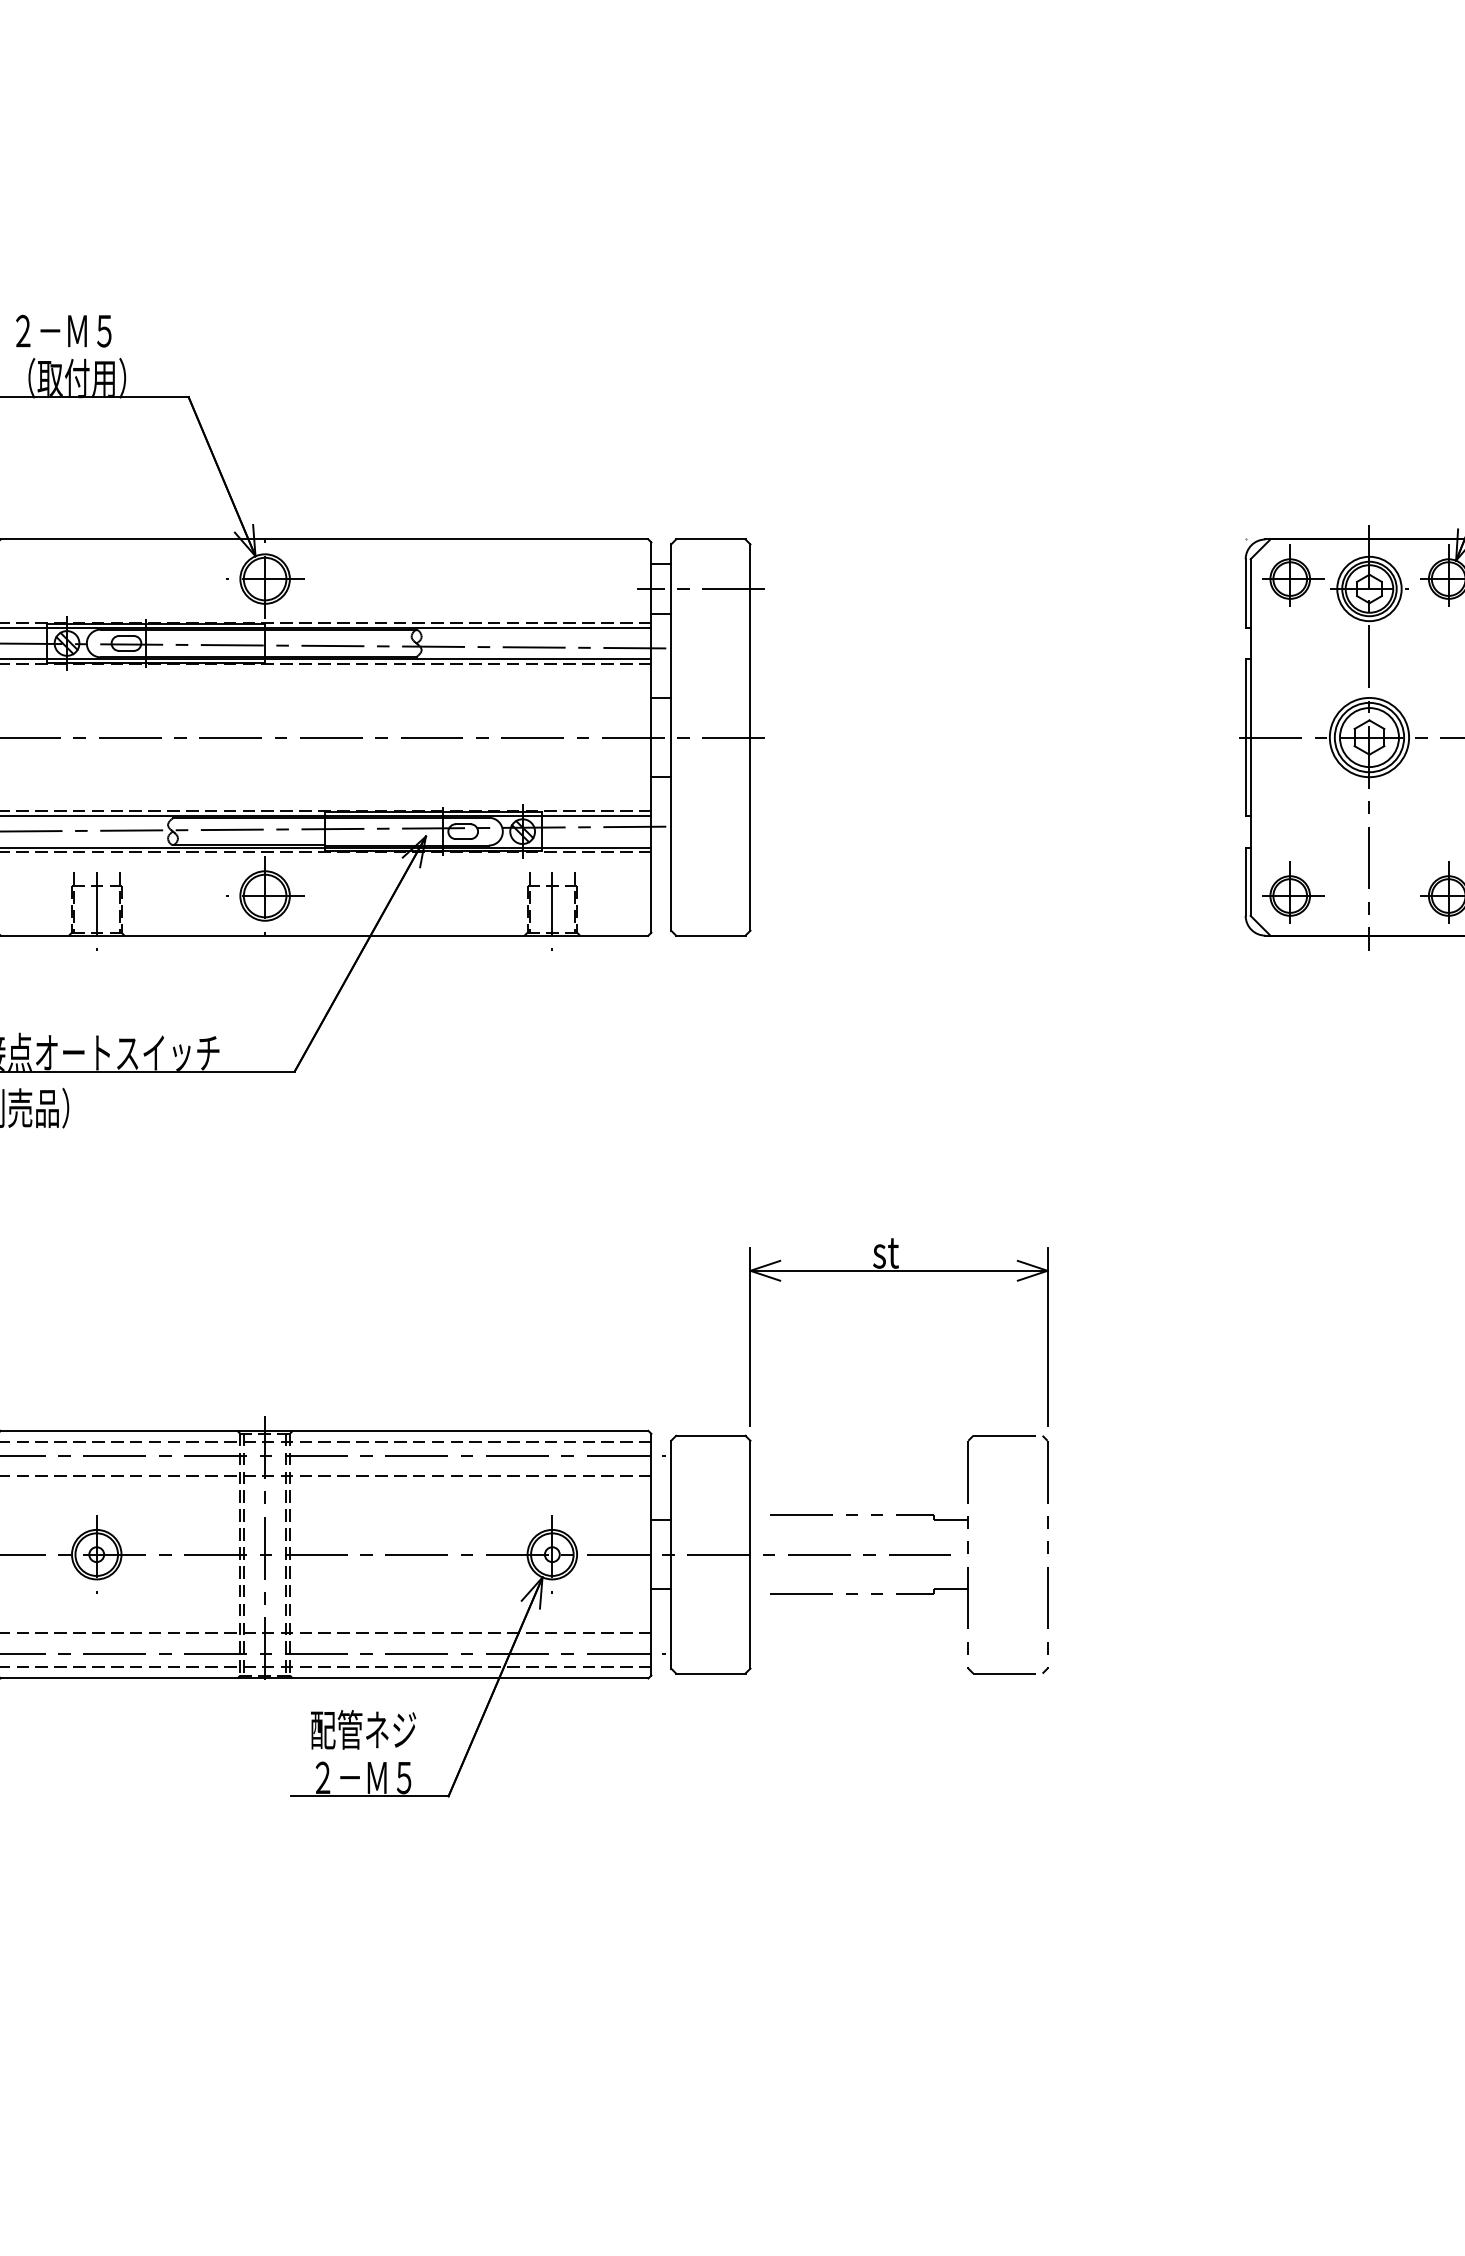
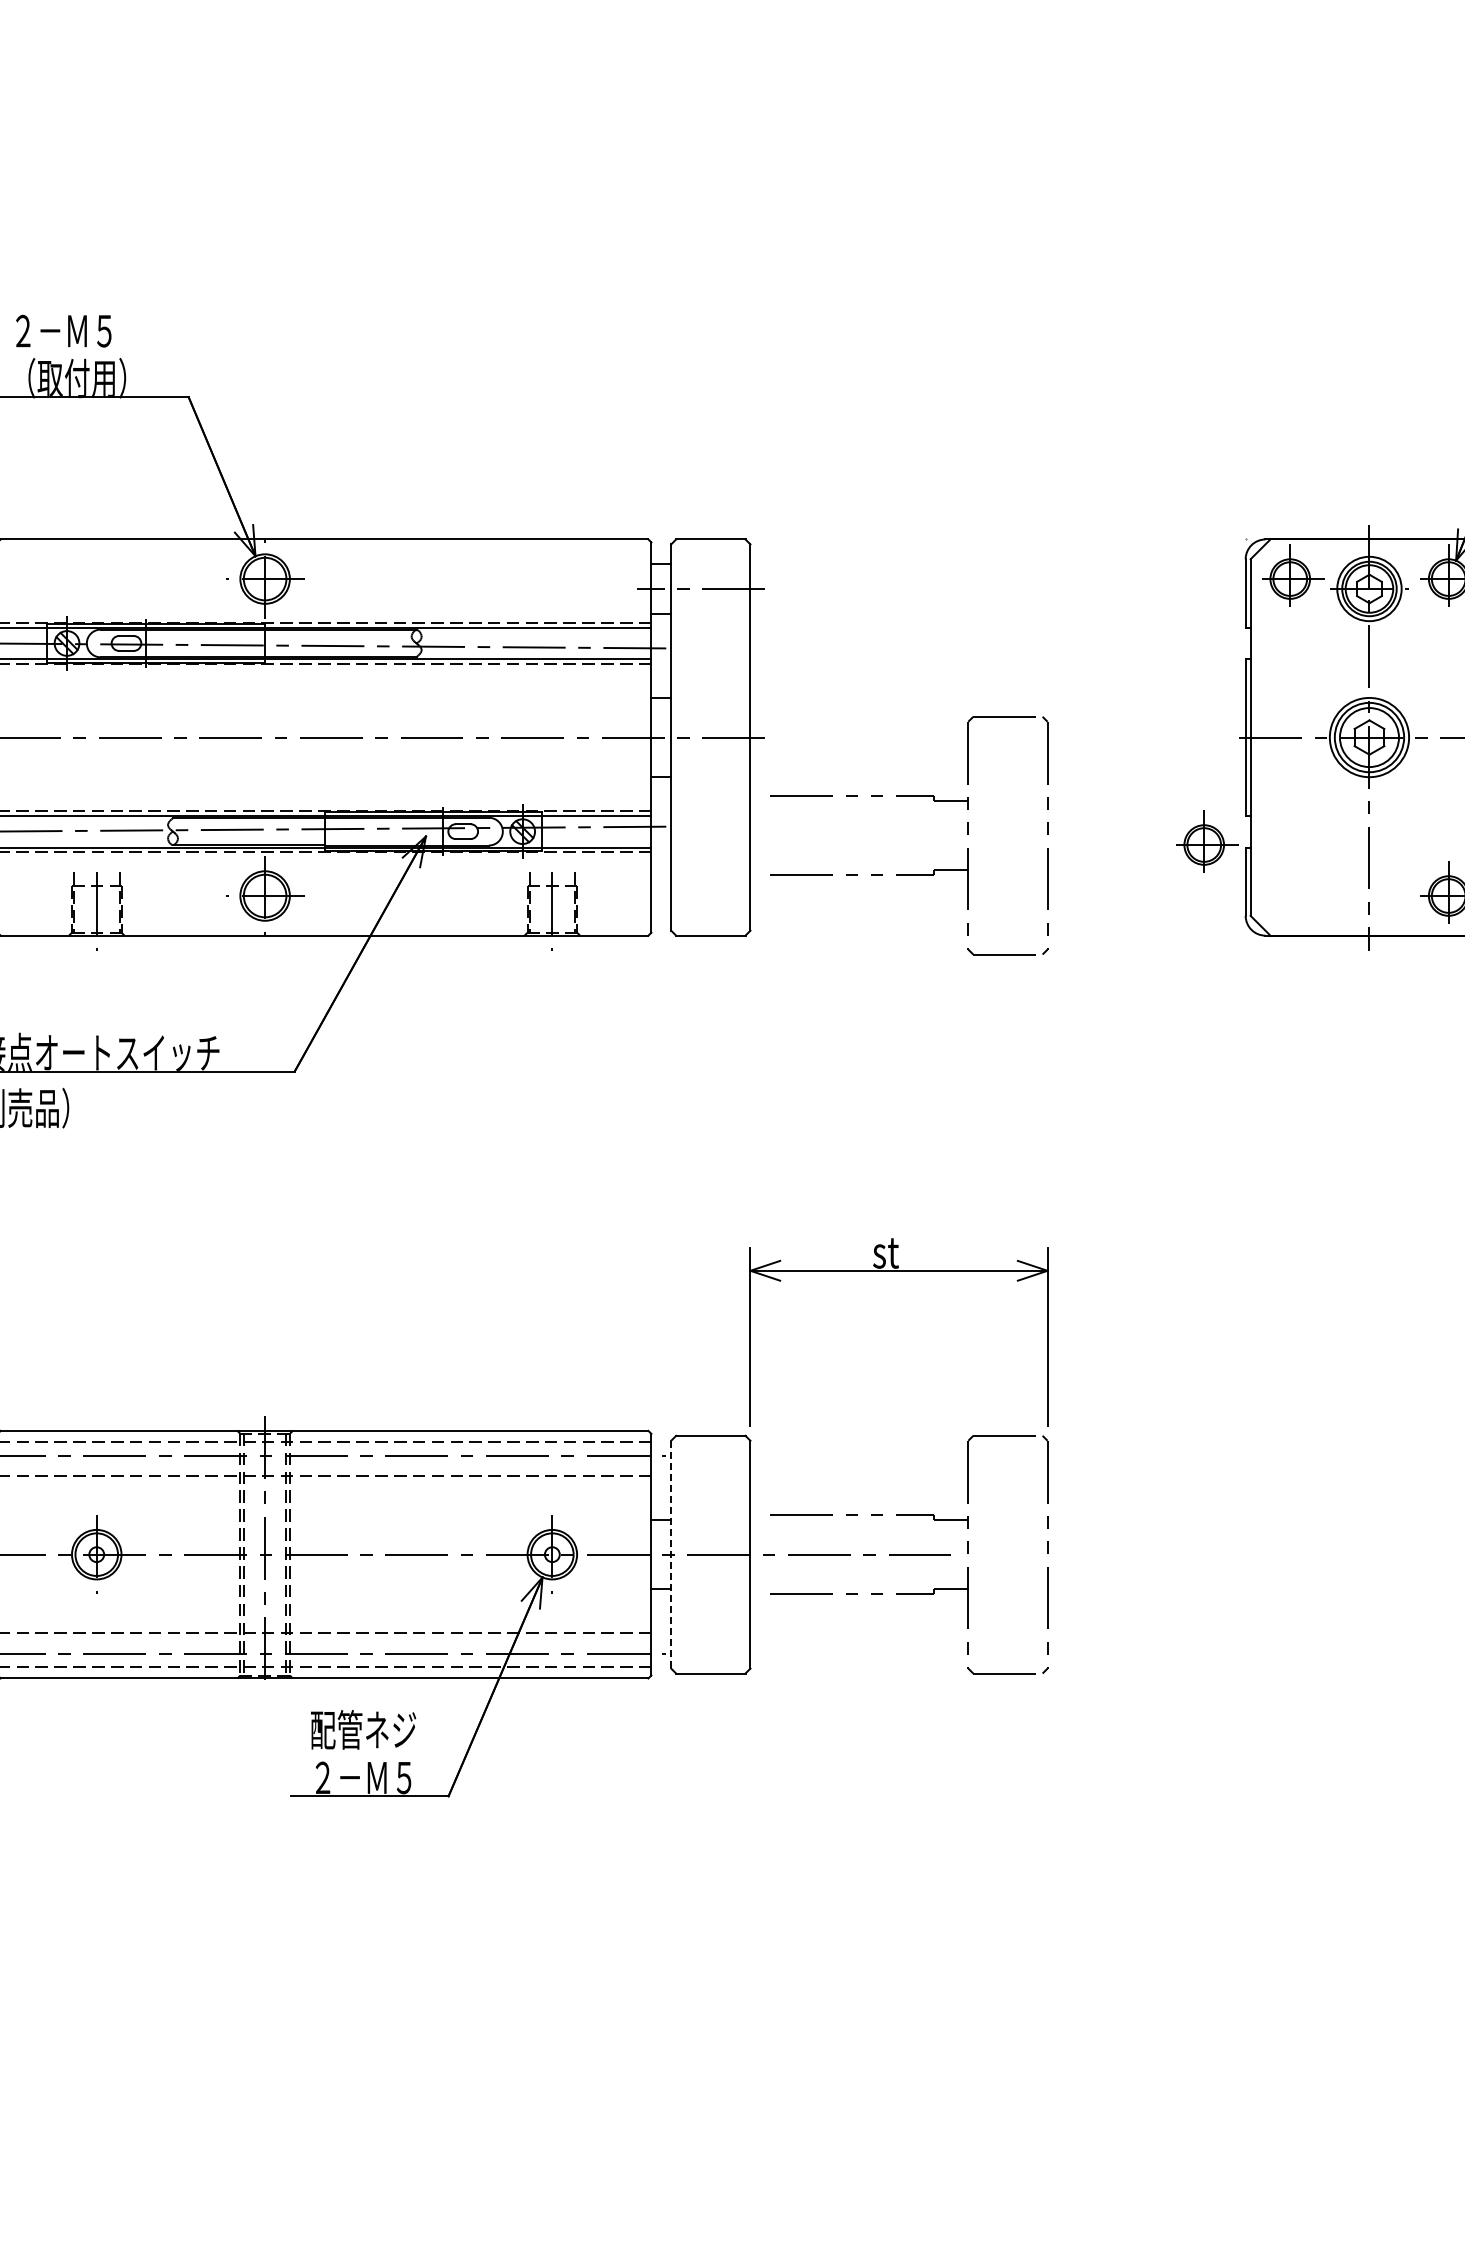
part: none -> present (909, 796)
part position: (1293, 892) -> (1207, 841) (1207, 841)
line: solid -> dashed (671, 1554)
